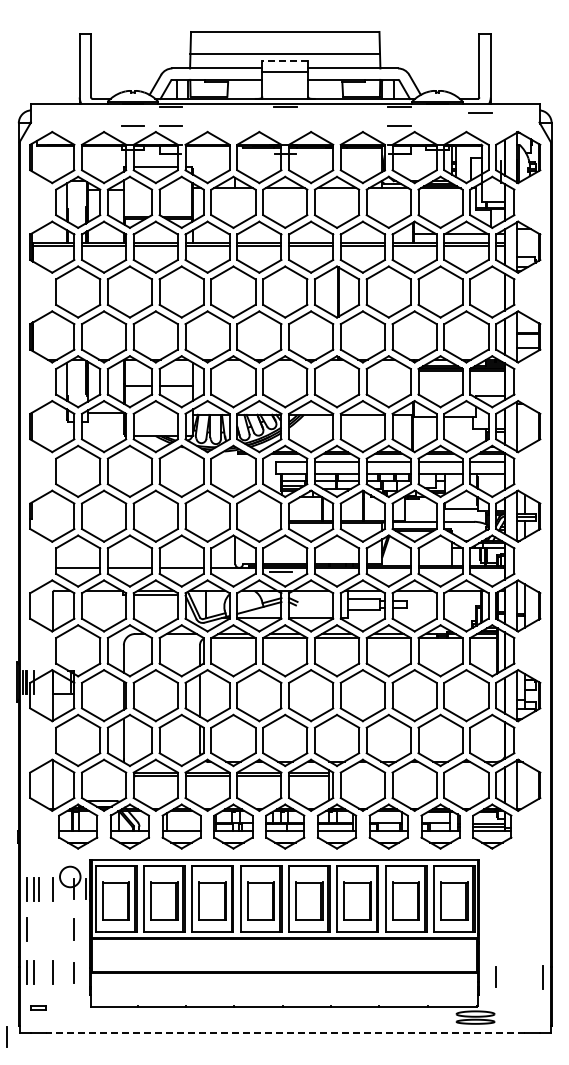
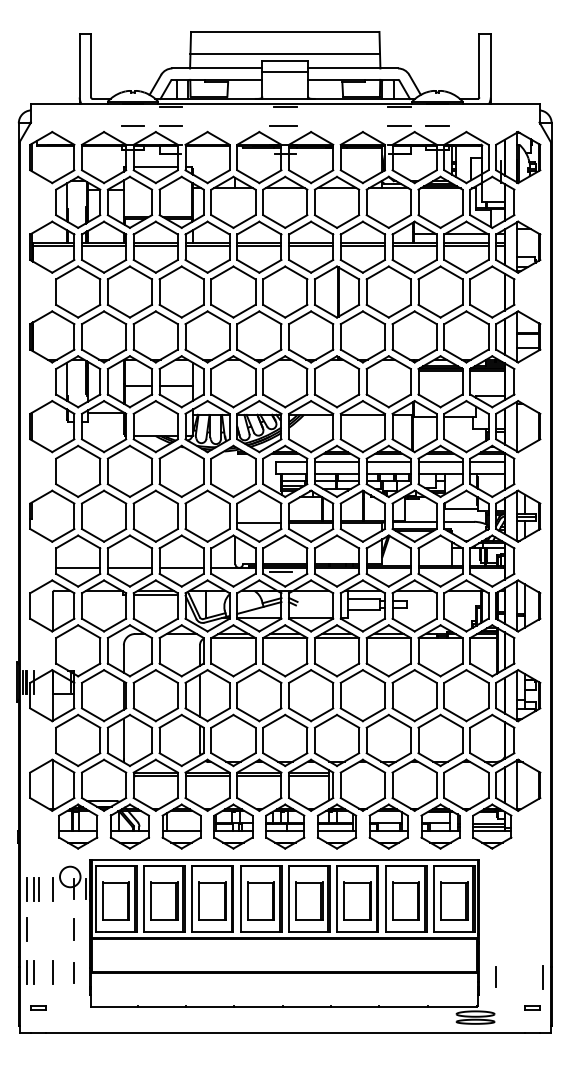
line: dashed -> solid (285, 60)
line position: (480, 112) -> (437, 125) (437, 125)
line: none -> present (283, 125)
line: none -> present (259, 522)
part: none -> present (532, 1007)
line: dashed -> solid (284, 1033)
line: present -> none (6, 1036)
